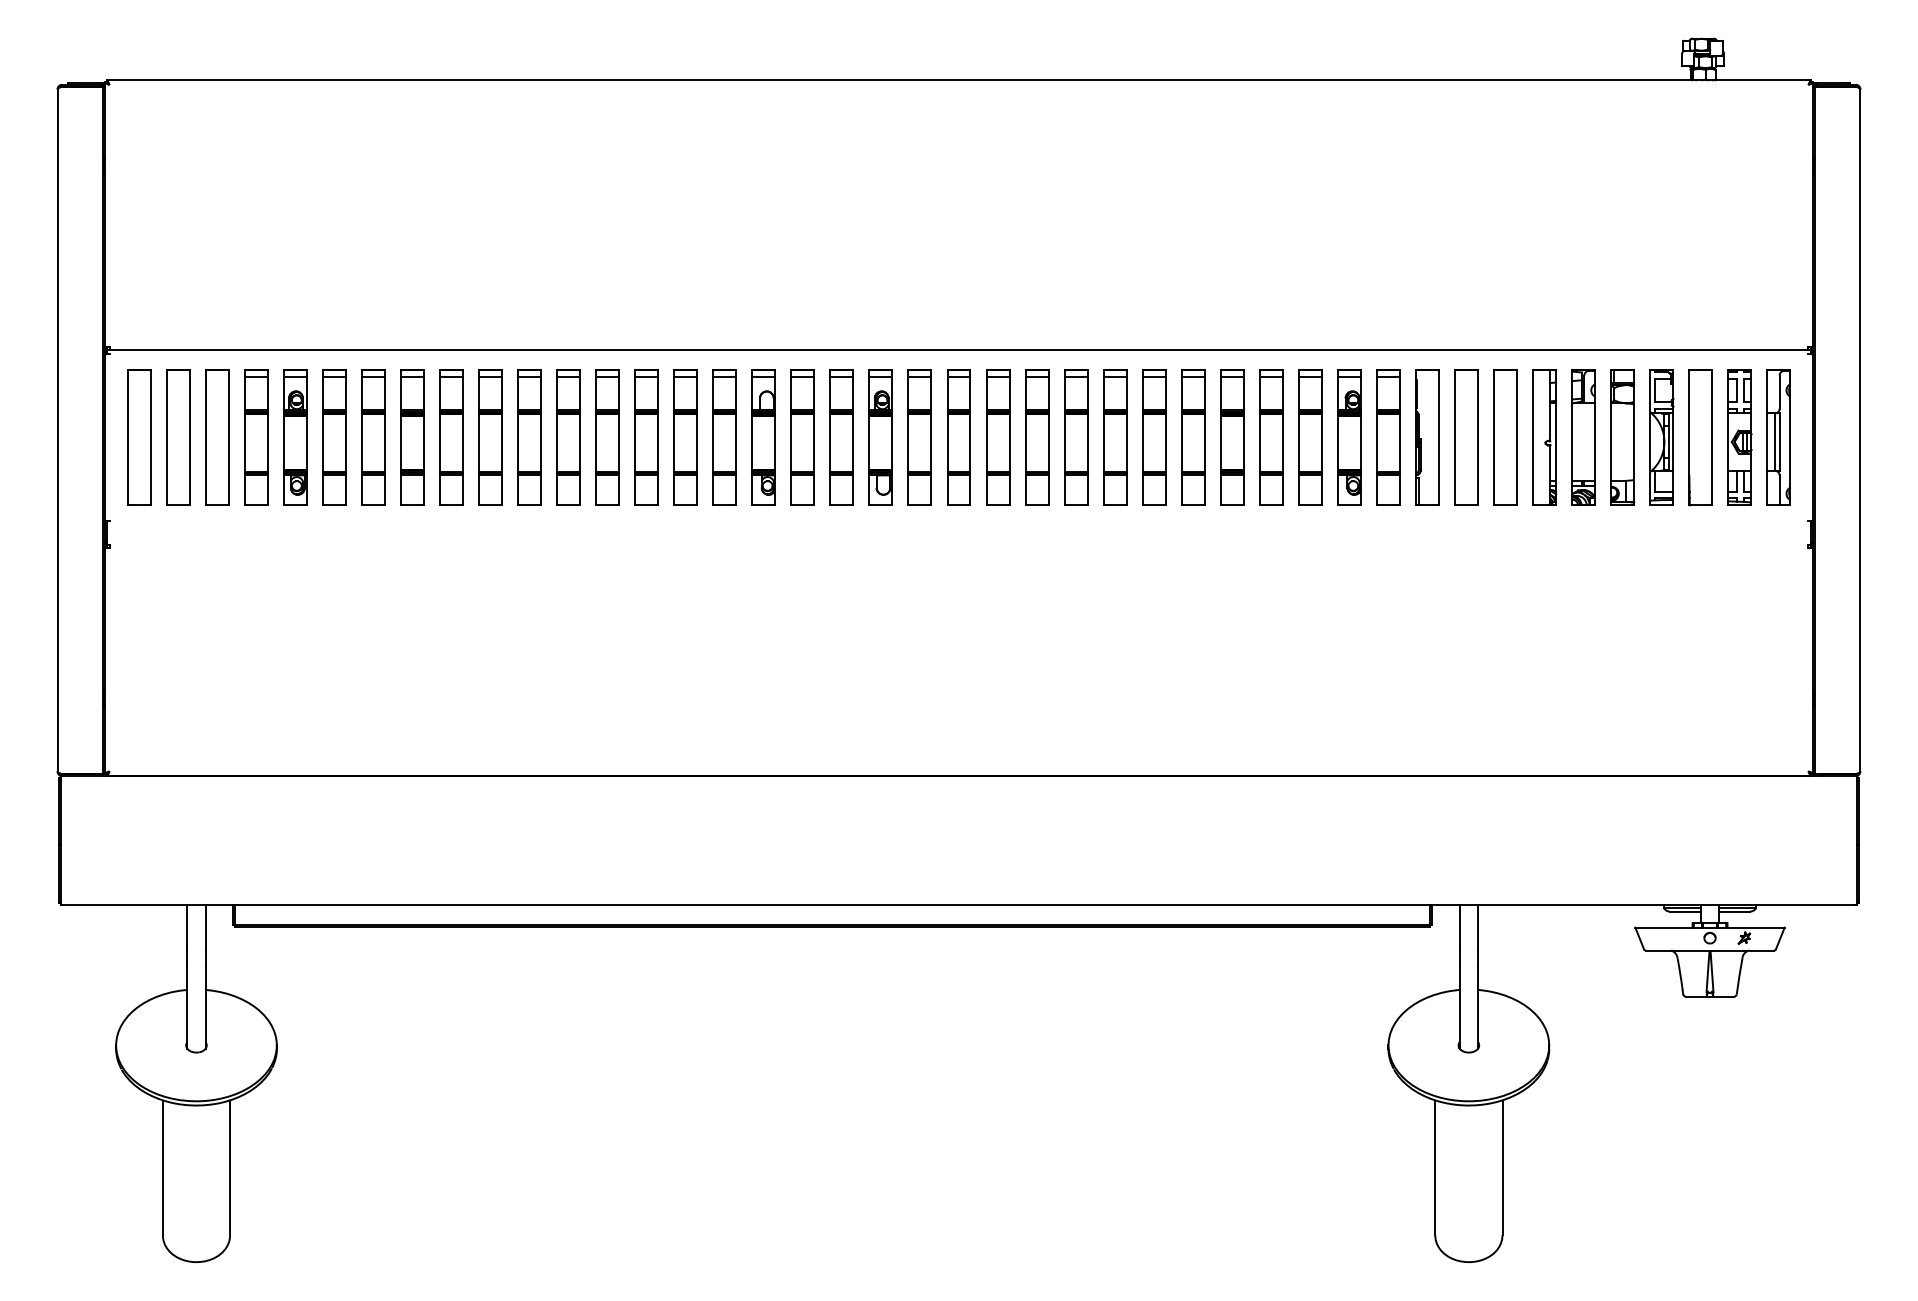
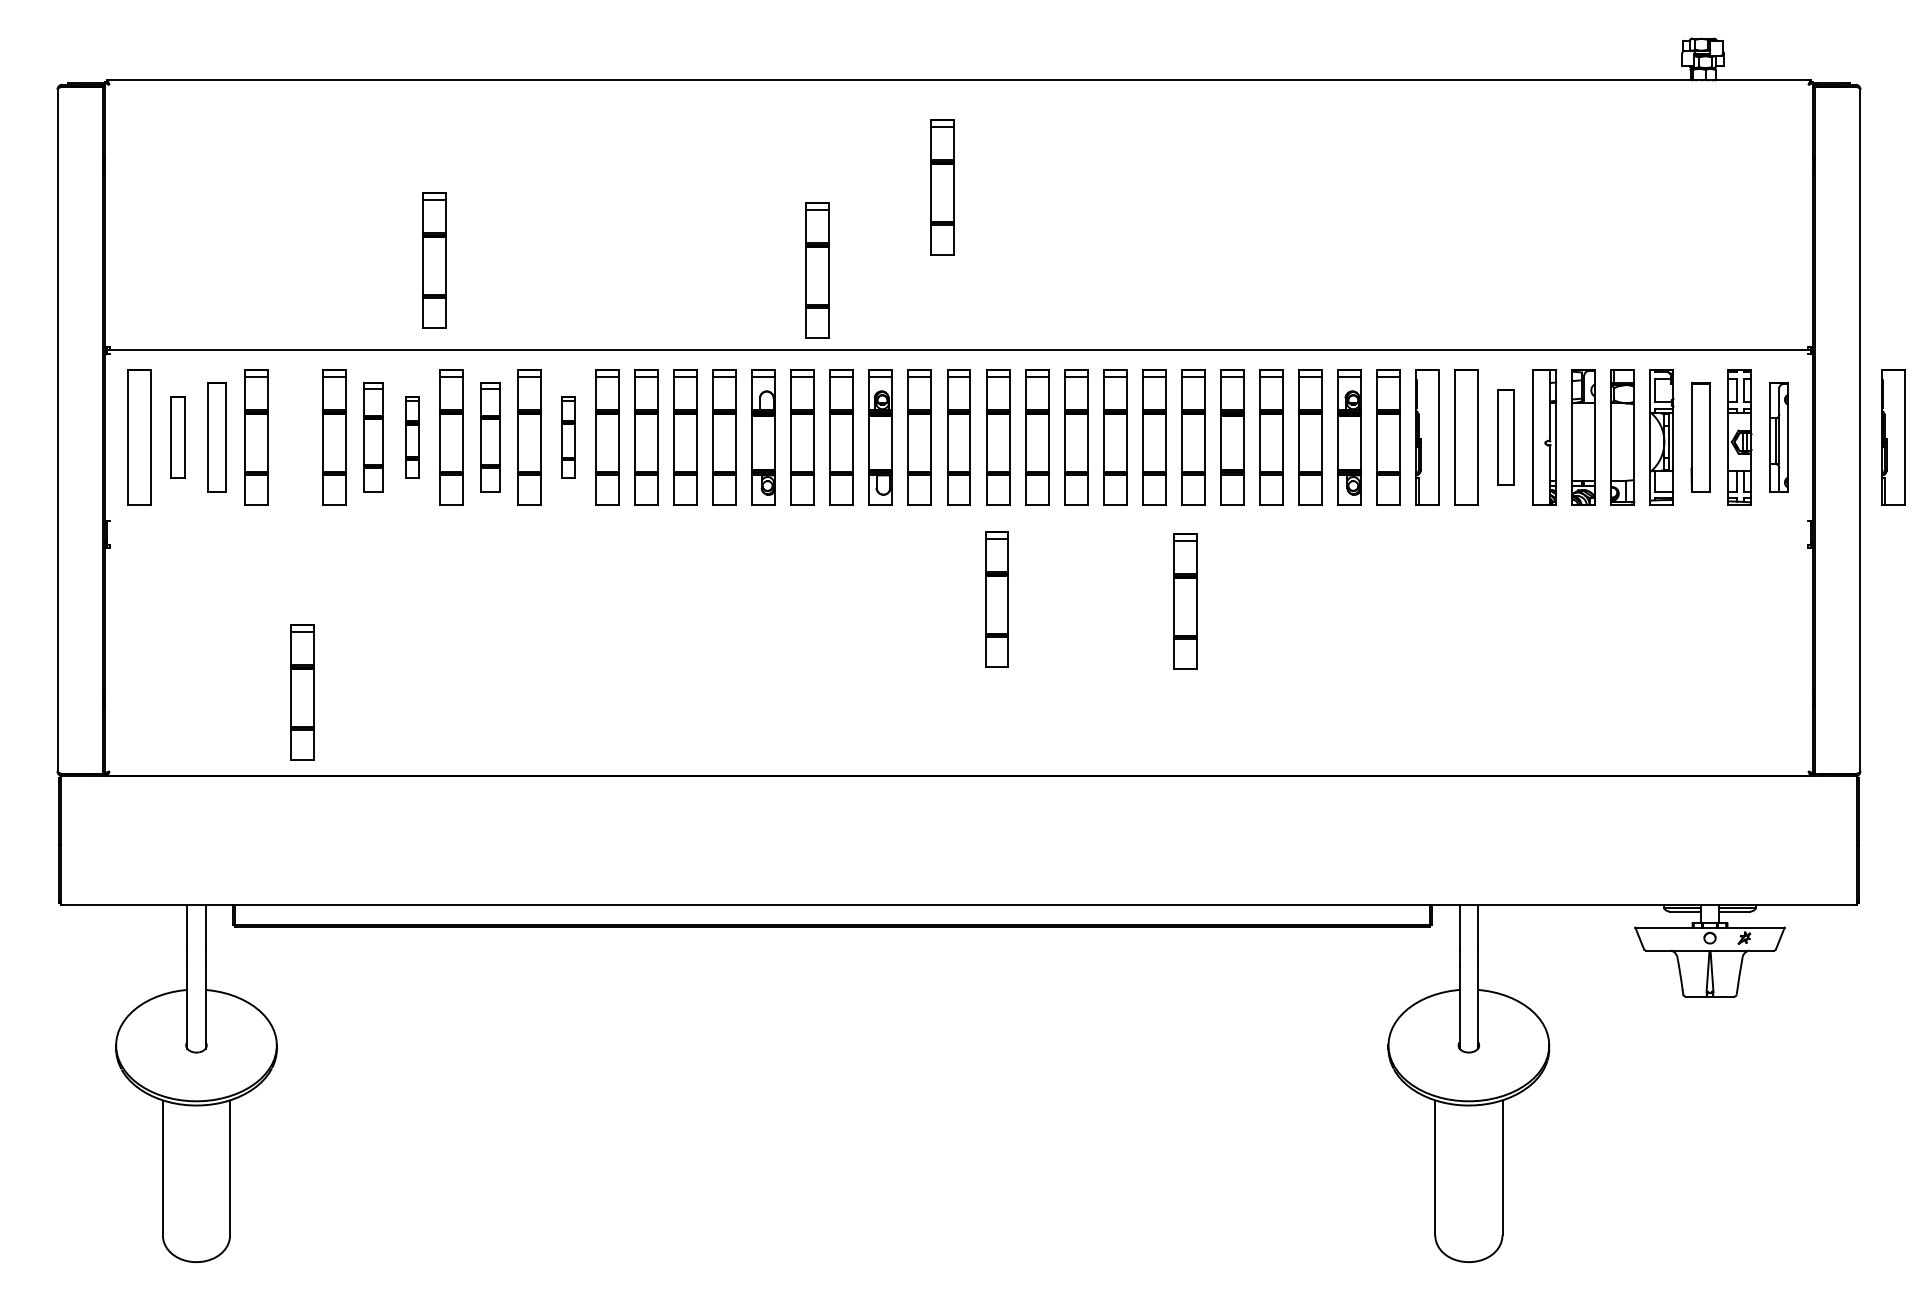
part: none -> present (942, 187)
part: none -> present (434, 260)
part: none -> present (817, 270)
part size: 25x137 px -> 16x83 px (177, 437)
part size: 25x137 px -> 20x111 px (216, 437)
part: present -> none (295, 437)
part size: 25x137 px -> 21x111 px (373, 437)
part size: 25x137 px -> 15x83 px (412, 437)
part size: 25x137 px -> 21x111 px (490, 437)
part size: 25x137 px -> 15x83 px (568, 437)
part size: 25x137 px -> 18x97 px (1505, 437)
part size: 25x138 px -> 21x111 px (1700, 437)
part size: 25x137 px -> 20x111 px (1778, 437)
part: none -> present (1893, 437)
part: none -> present (996, 599)
part: none -> present (1185, 601)
part: none -> present (302, 692)
